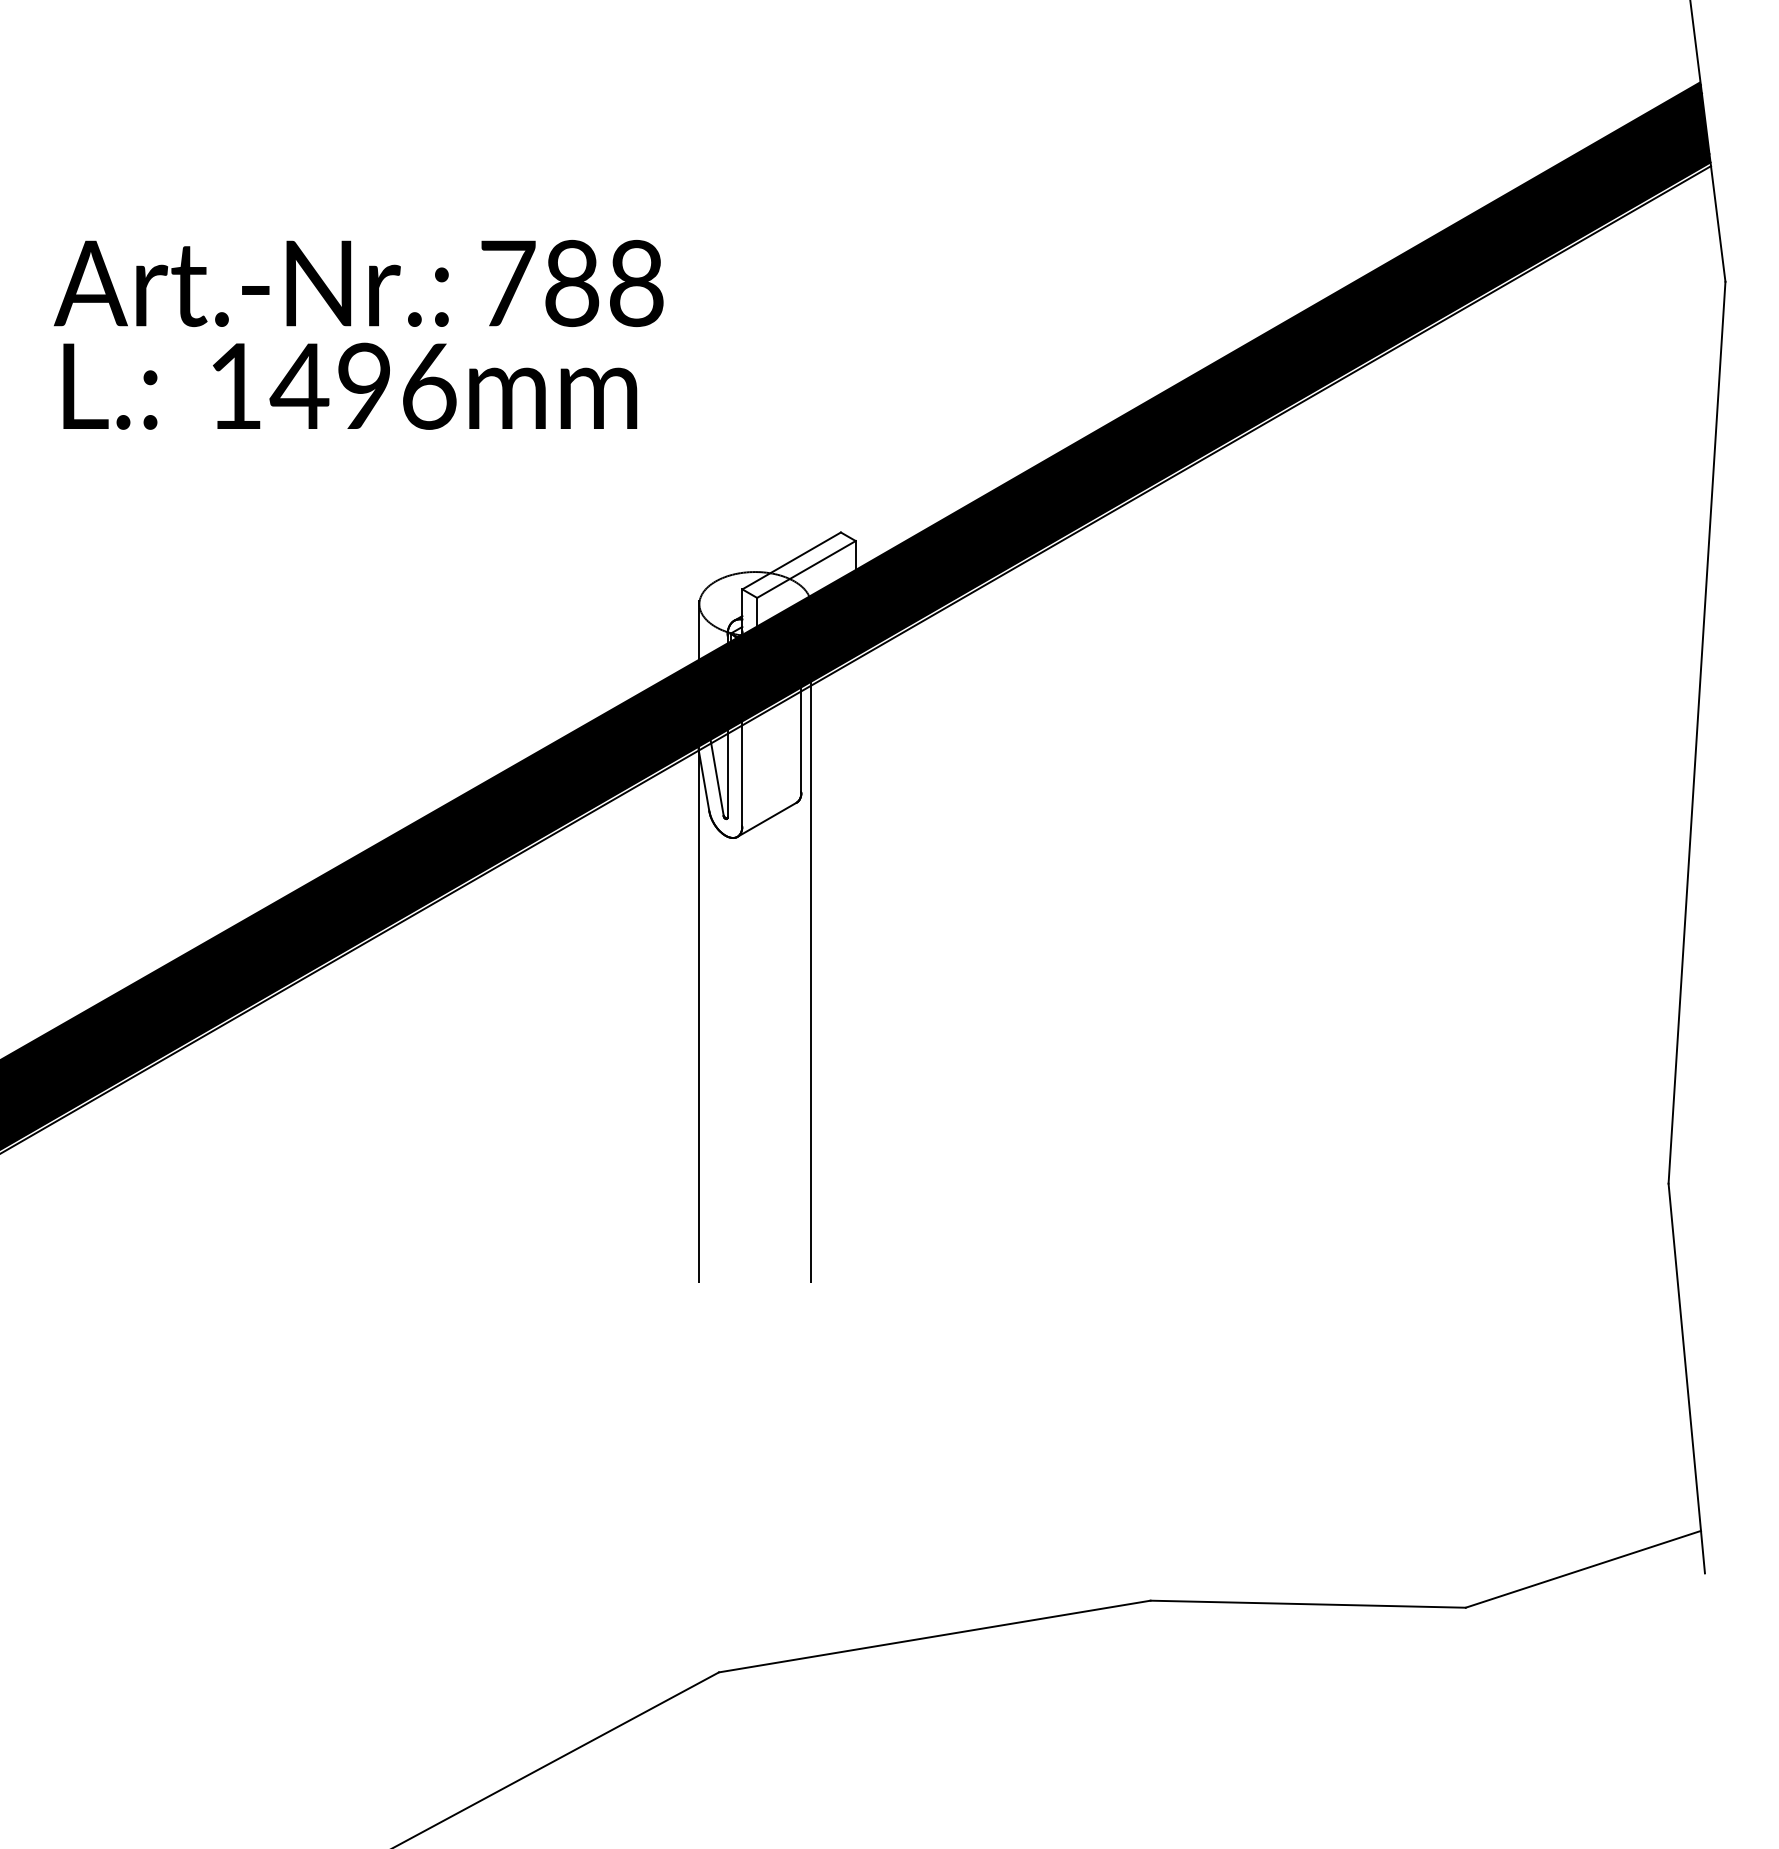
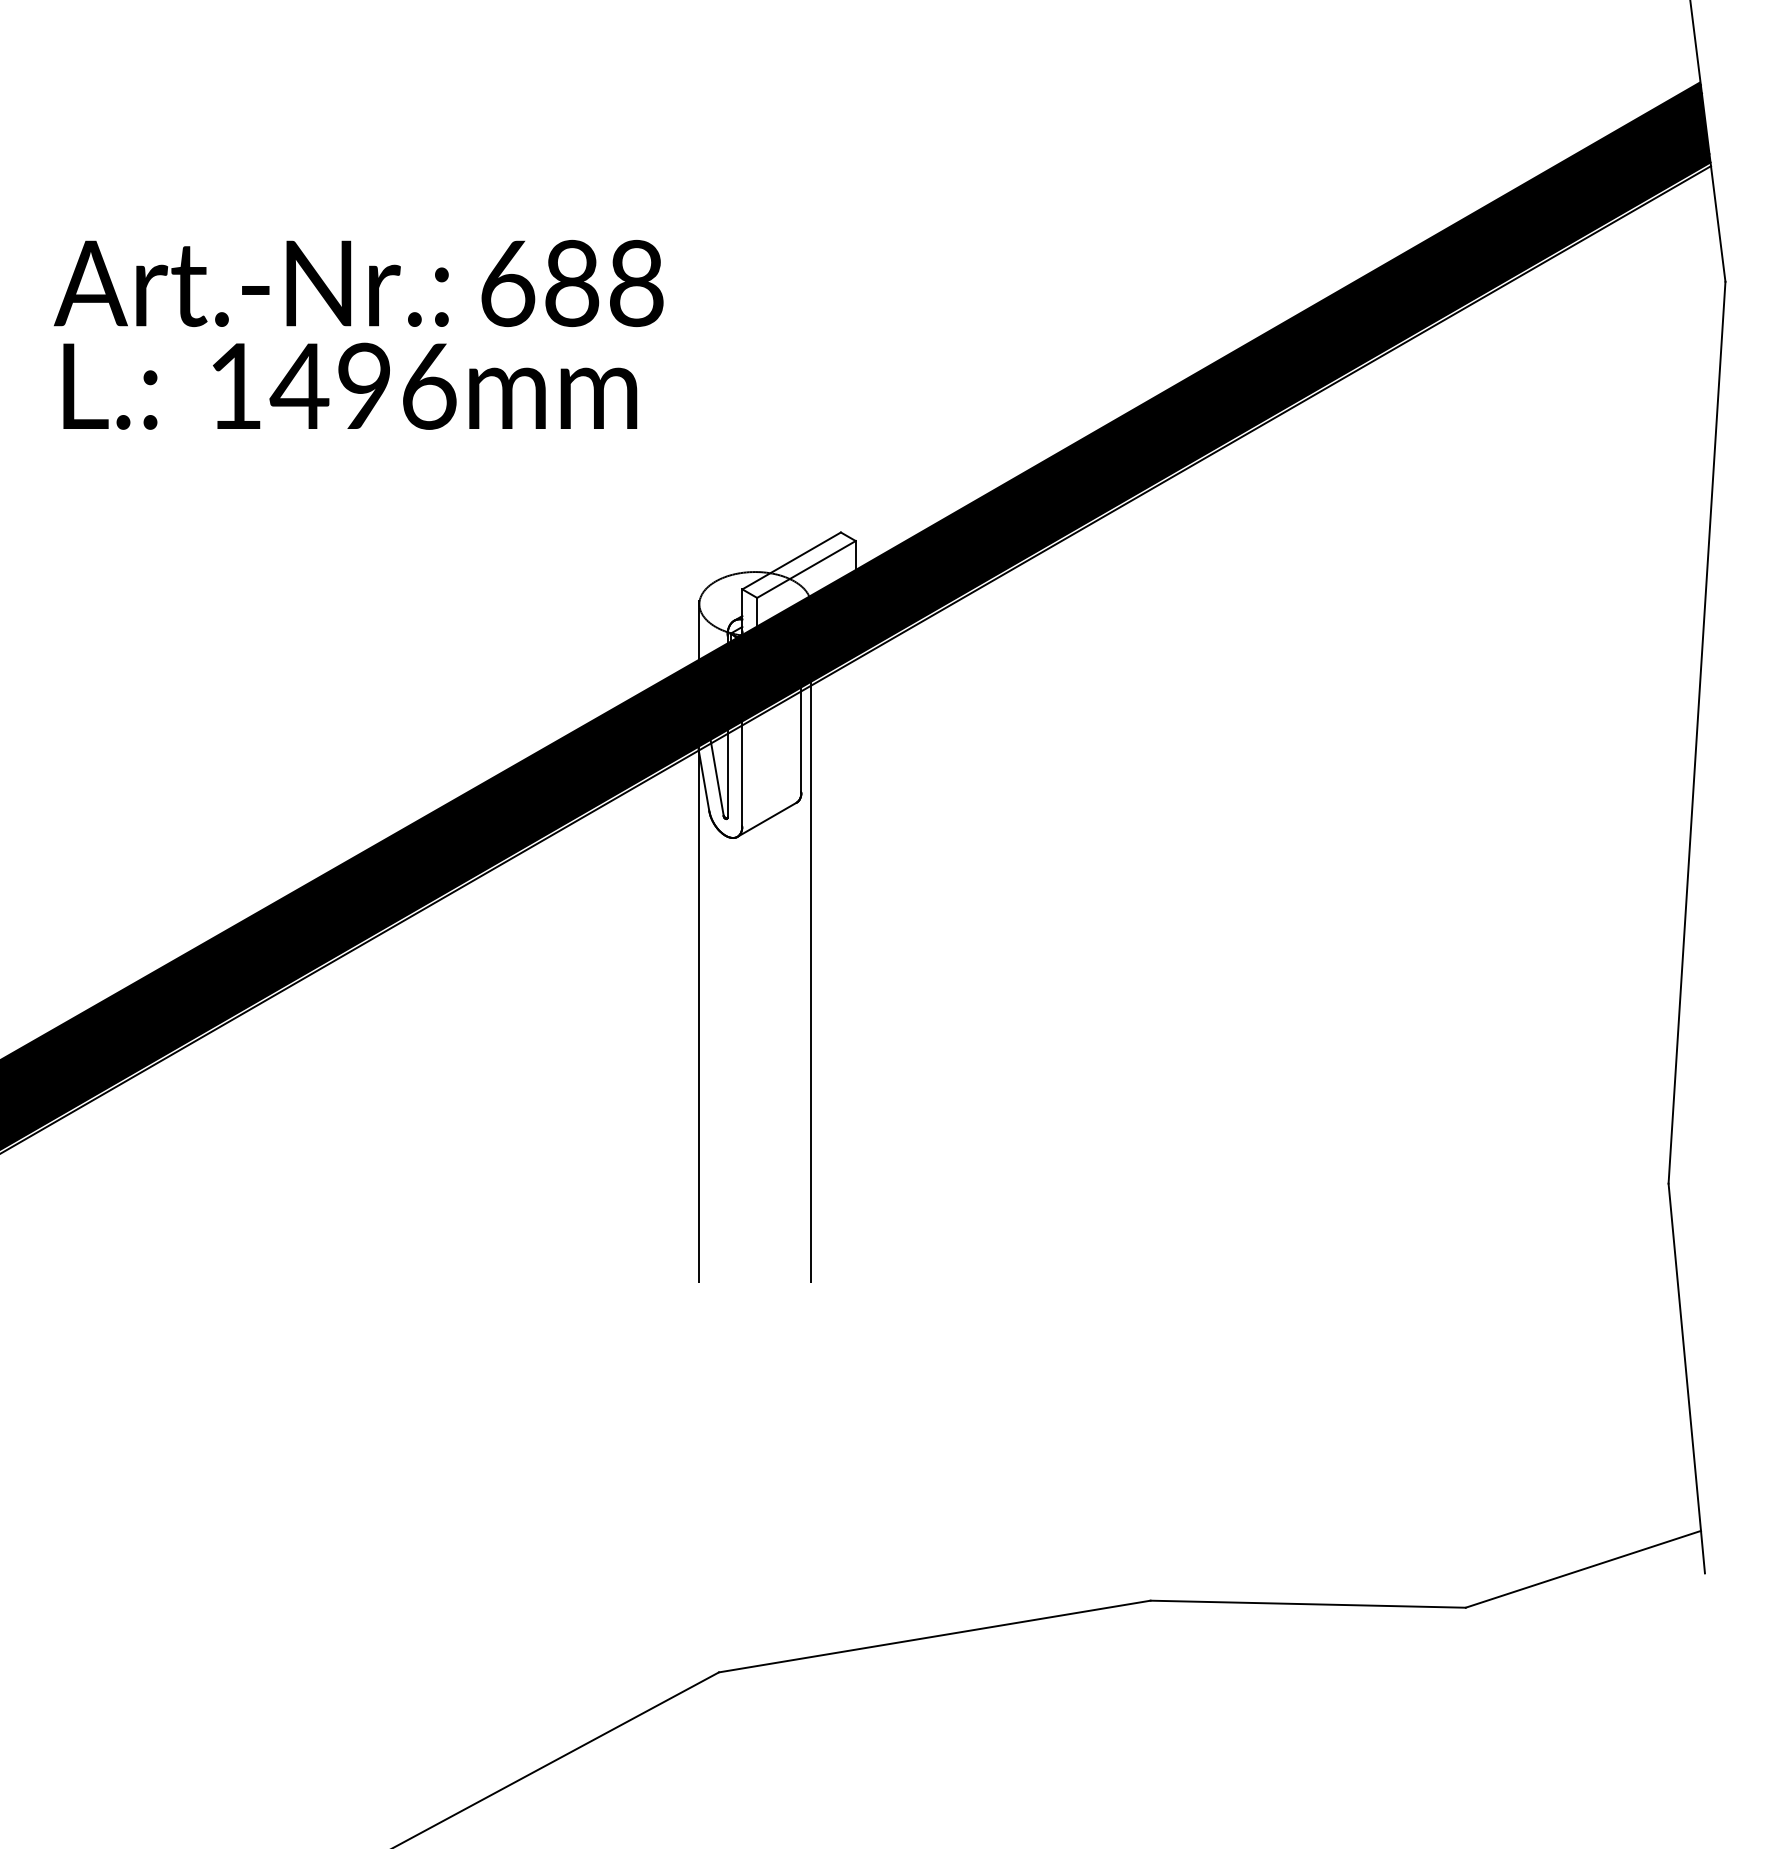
text: 788 -> 688 (508, 283)
